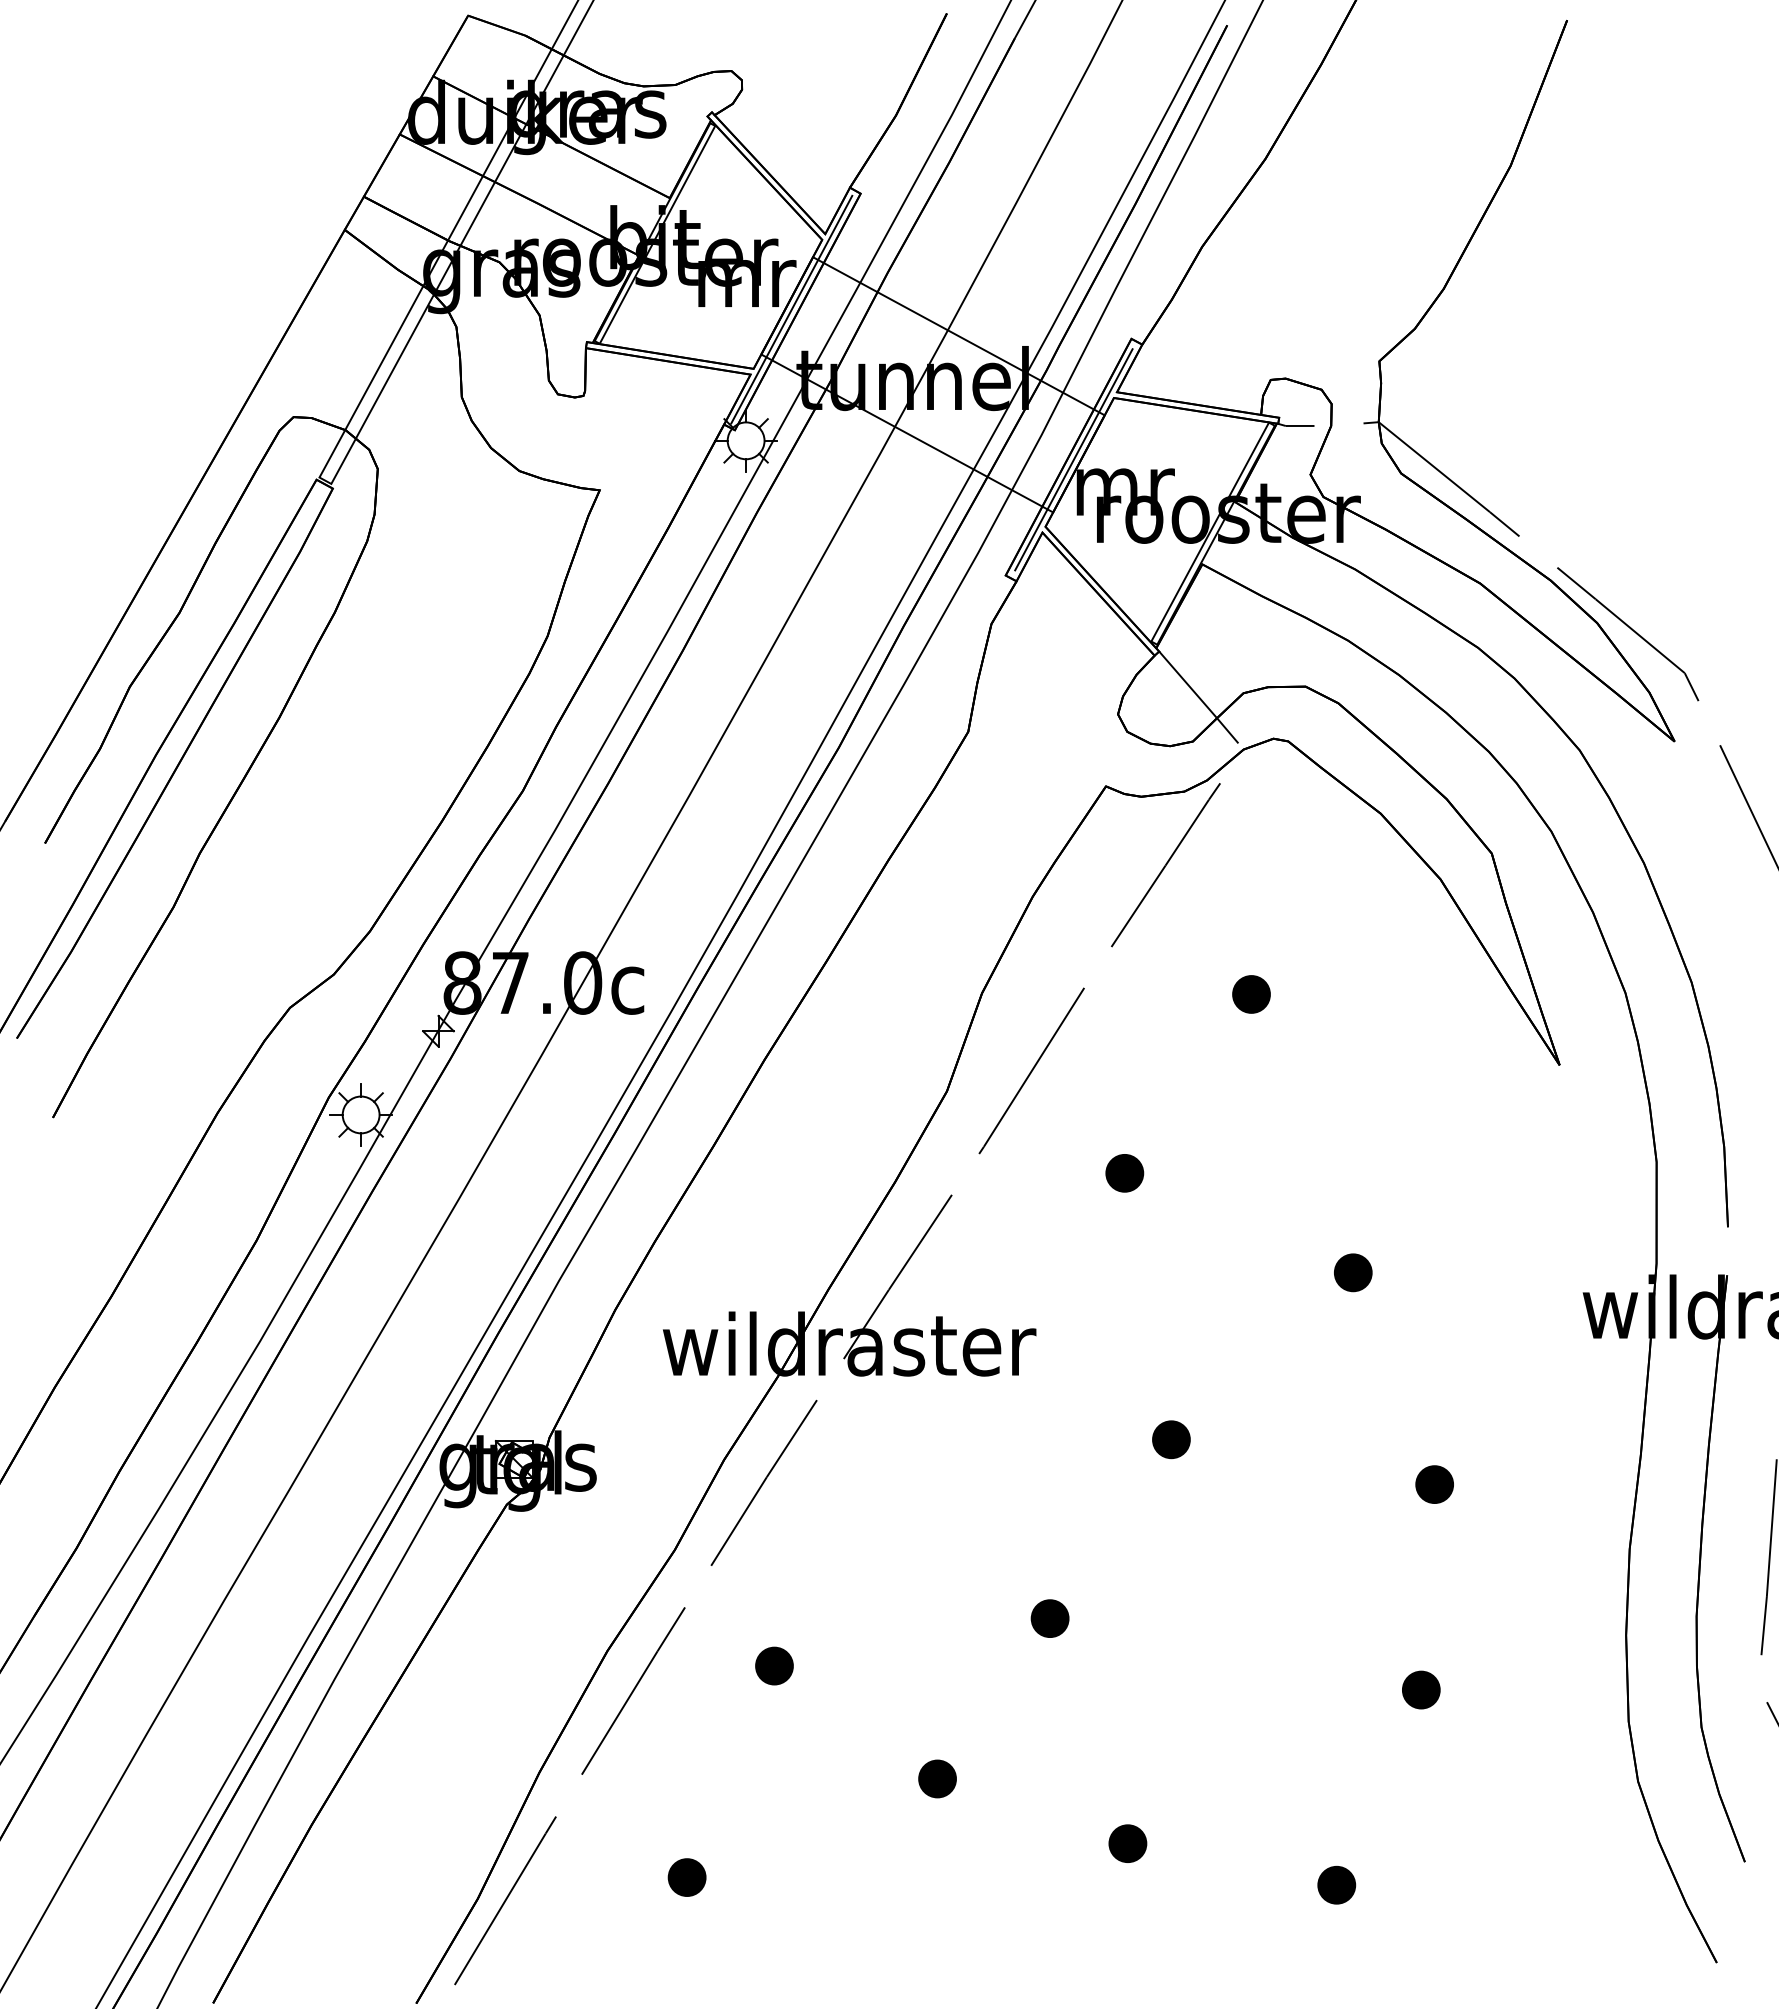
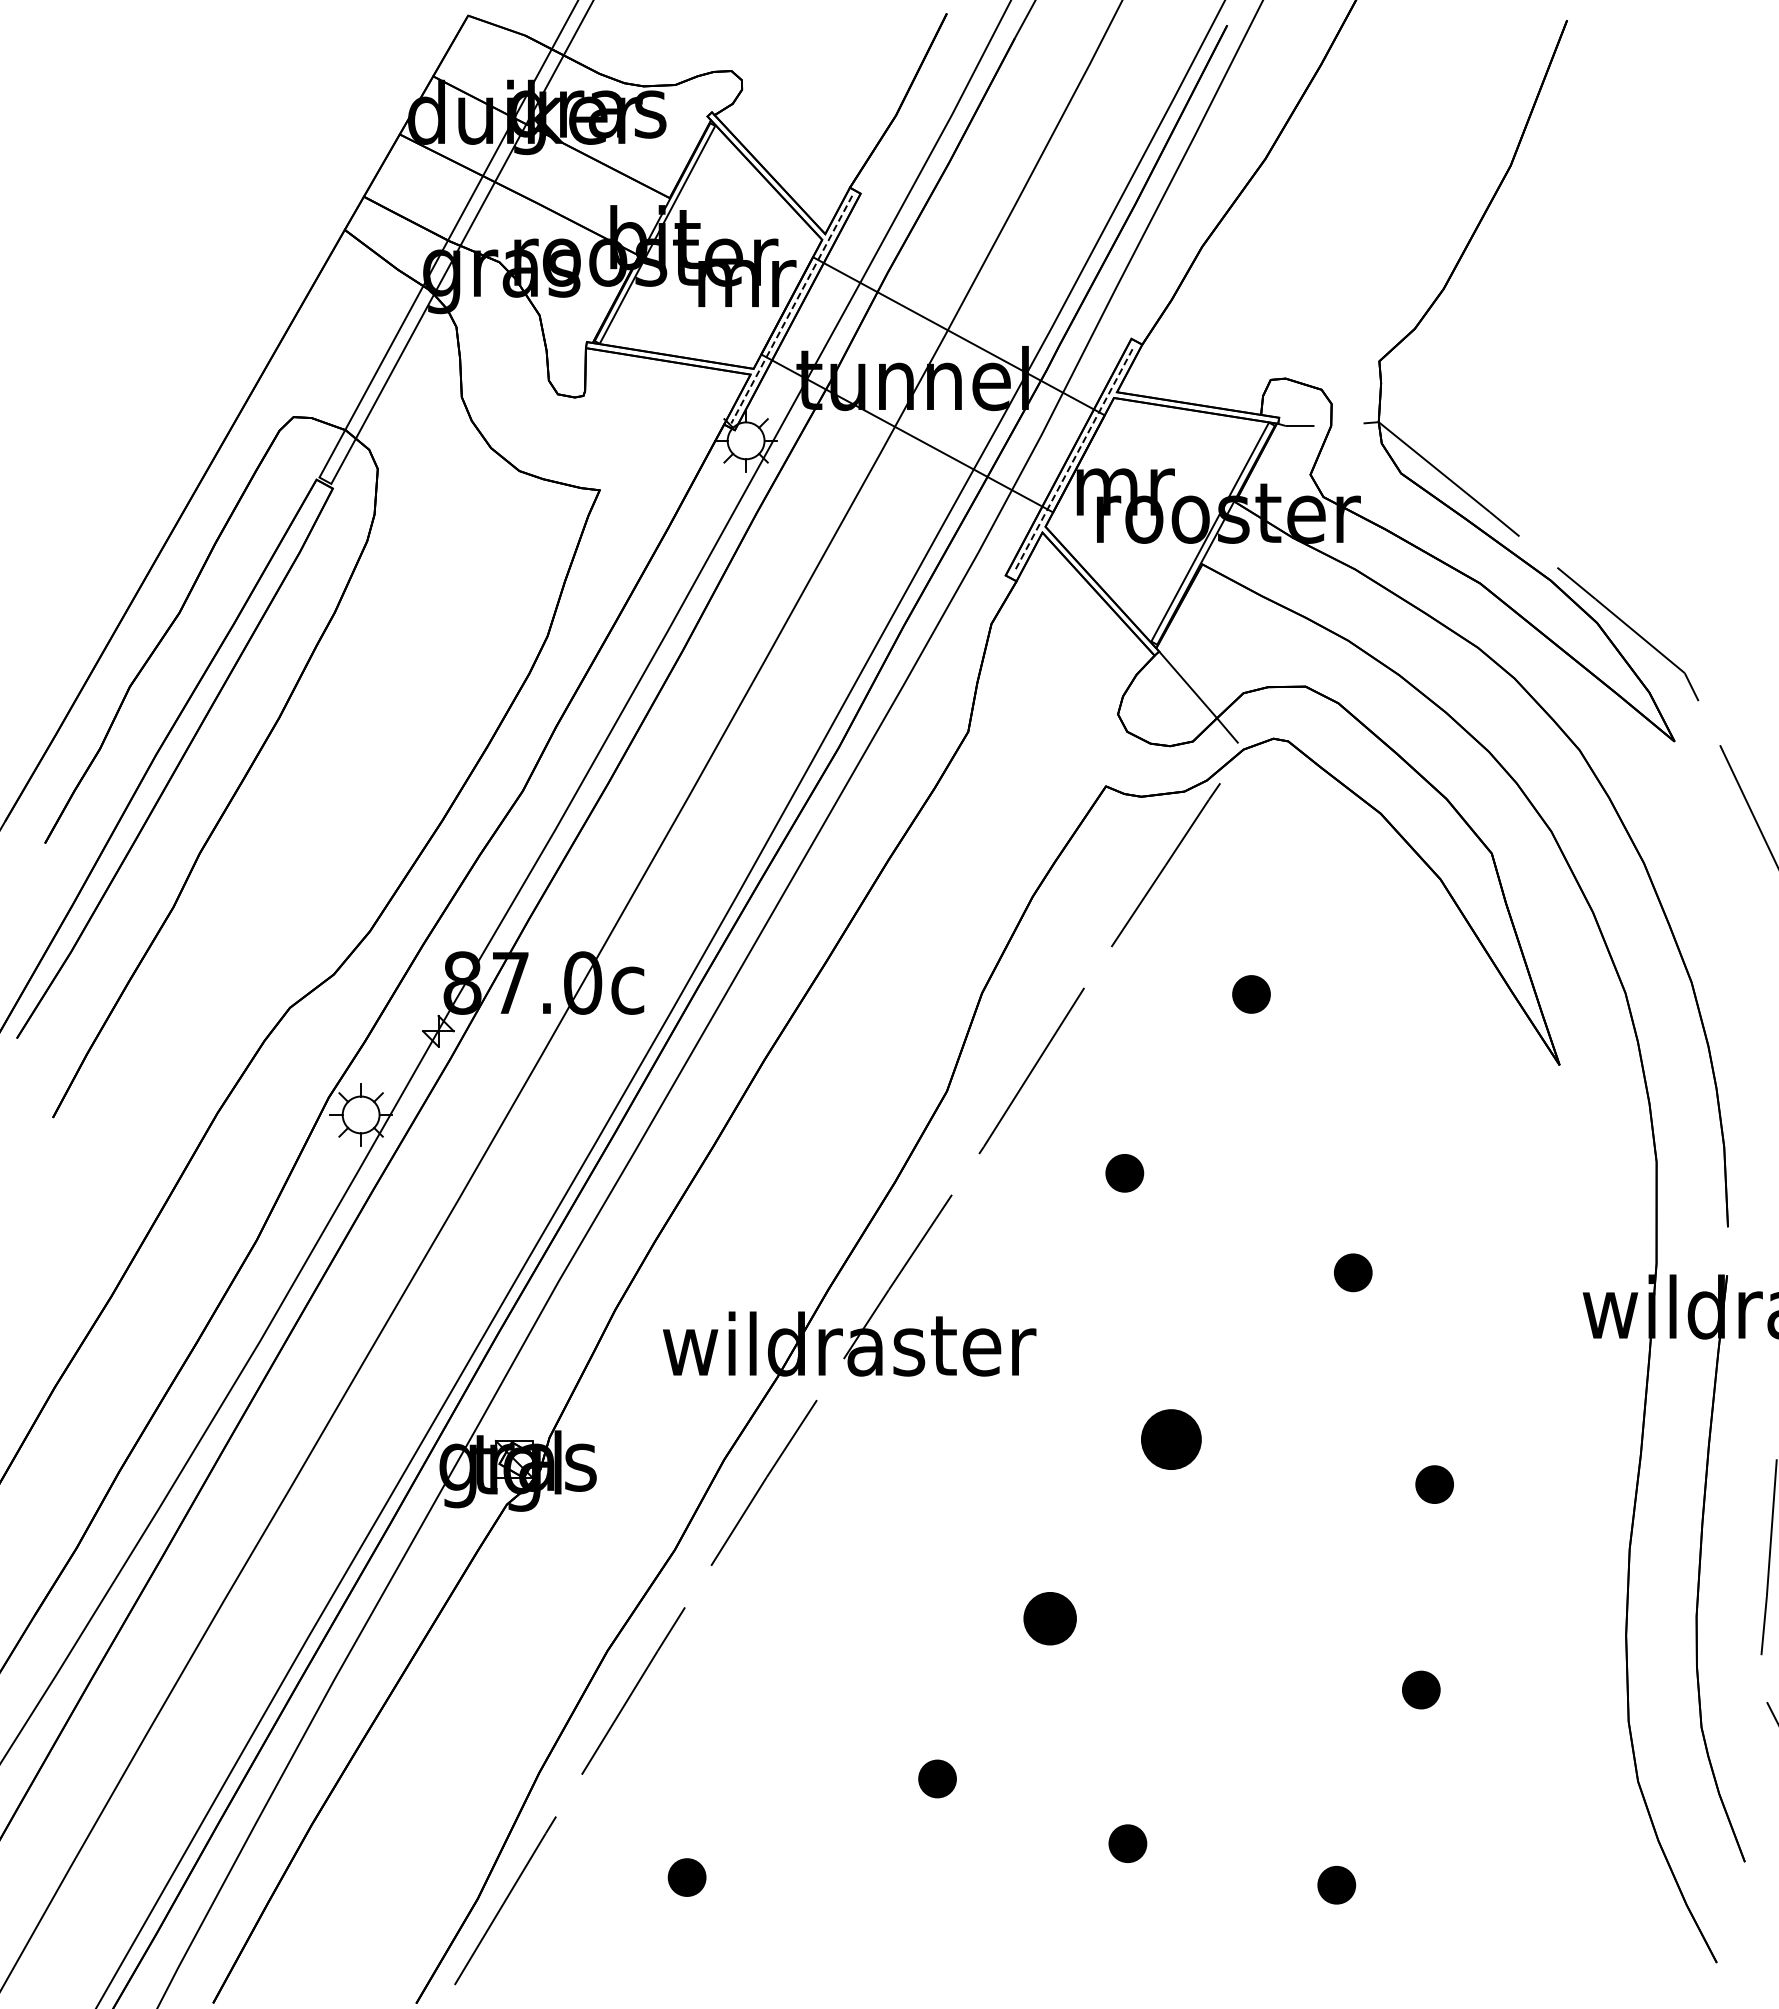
line: solid -> dashed (791, 309)
line: solid -> dashed (1073, 460)
part size: 39x40 px -> 61x61 px (1171, 1439)
part size: 40x39 px -> 54x54 px (1049, 1618)
part: present -> none (774, 1665)
